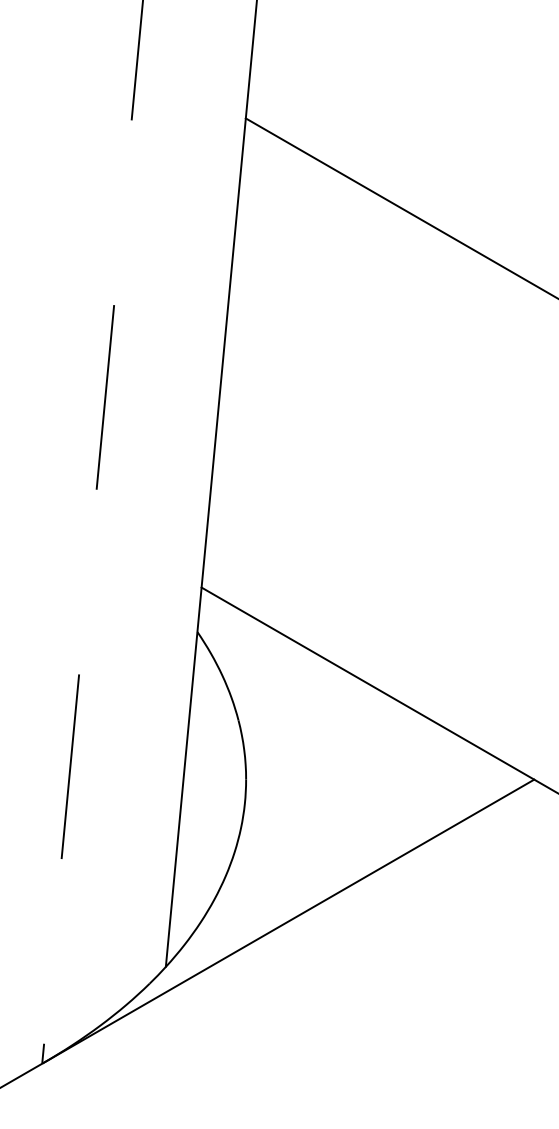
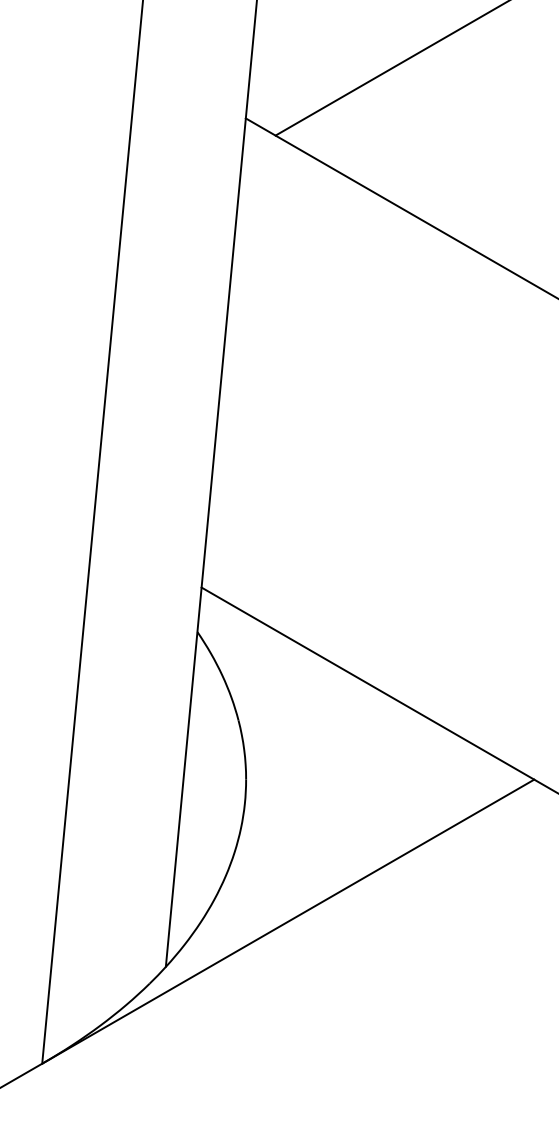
line: none -> present (390, 68)
line: dashed -> solid (92, 532)
